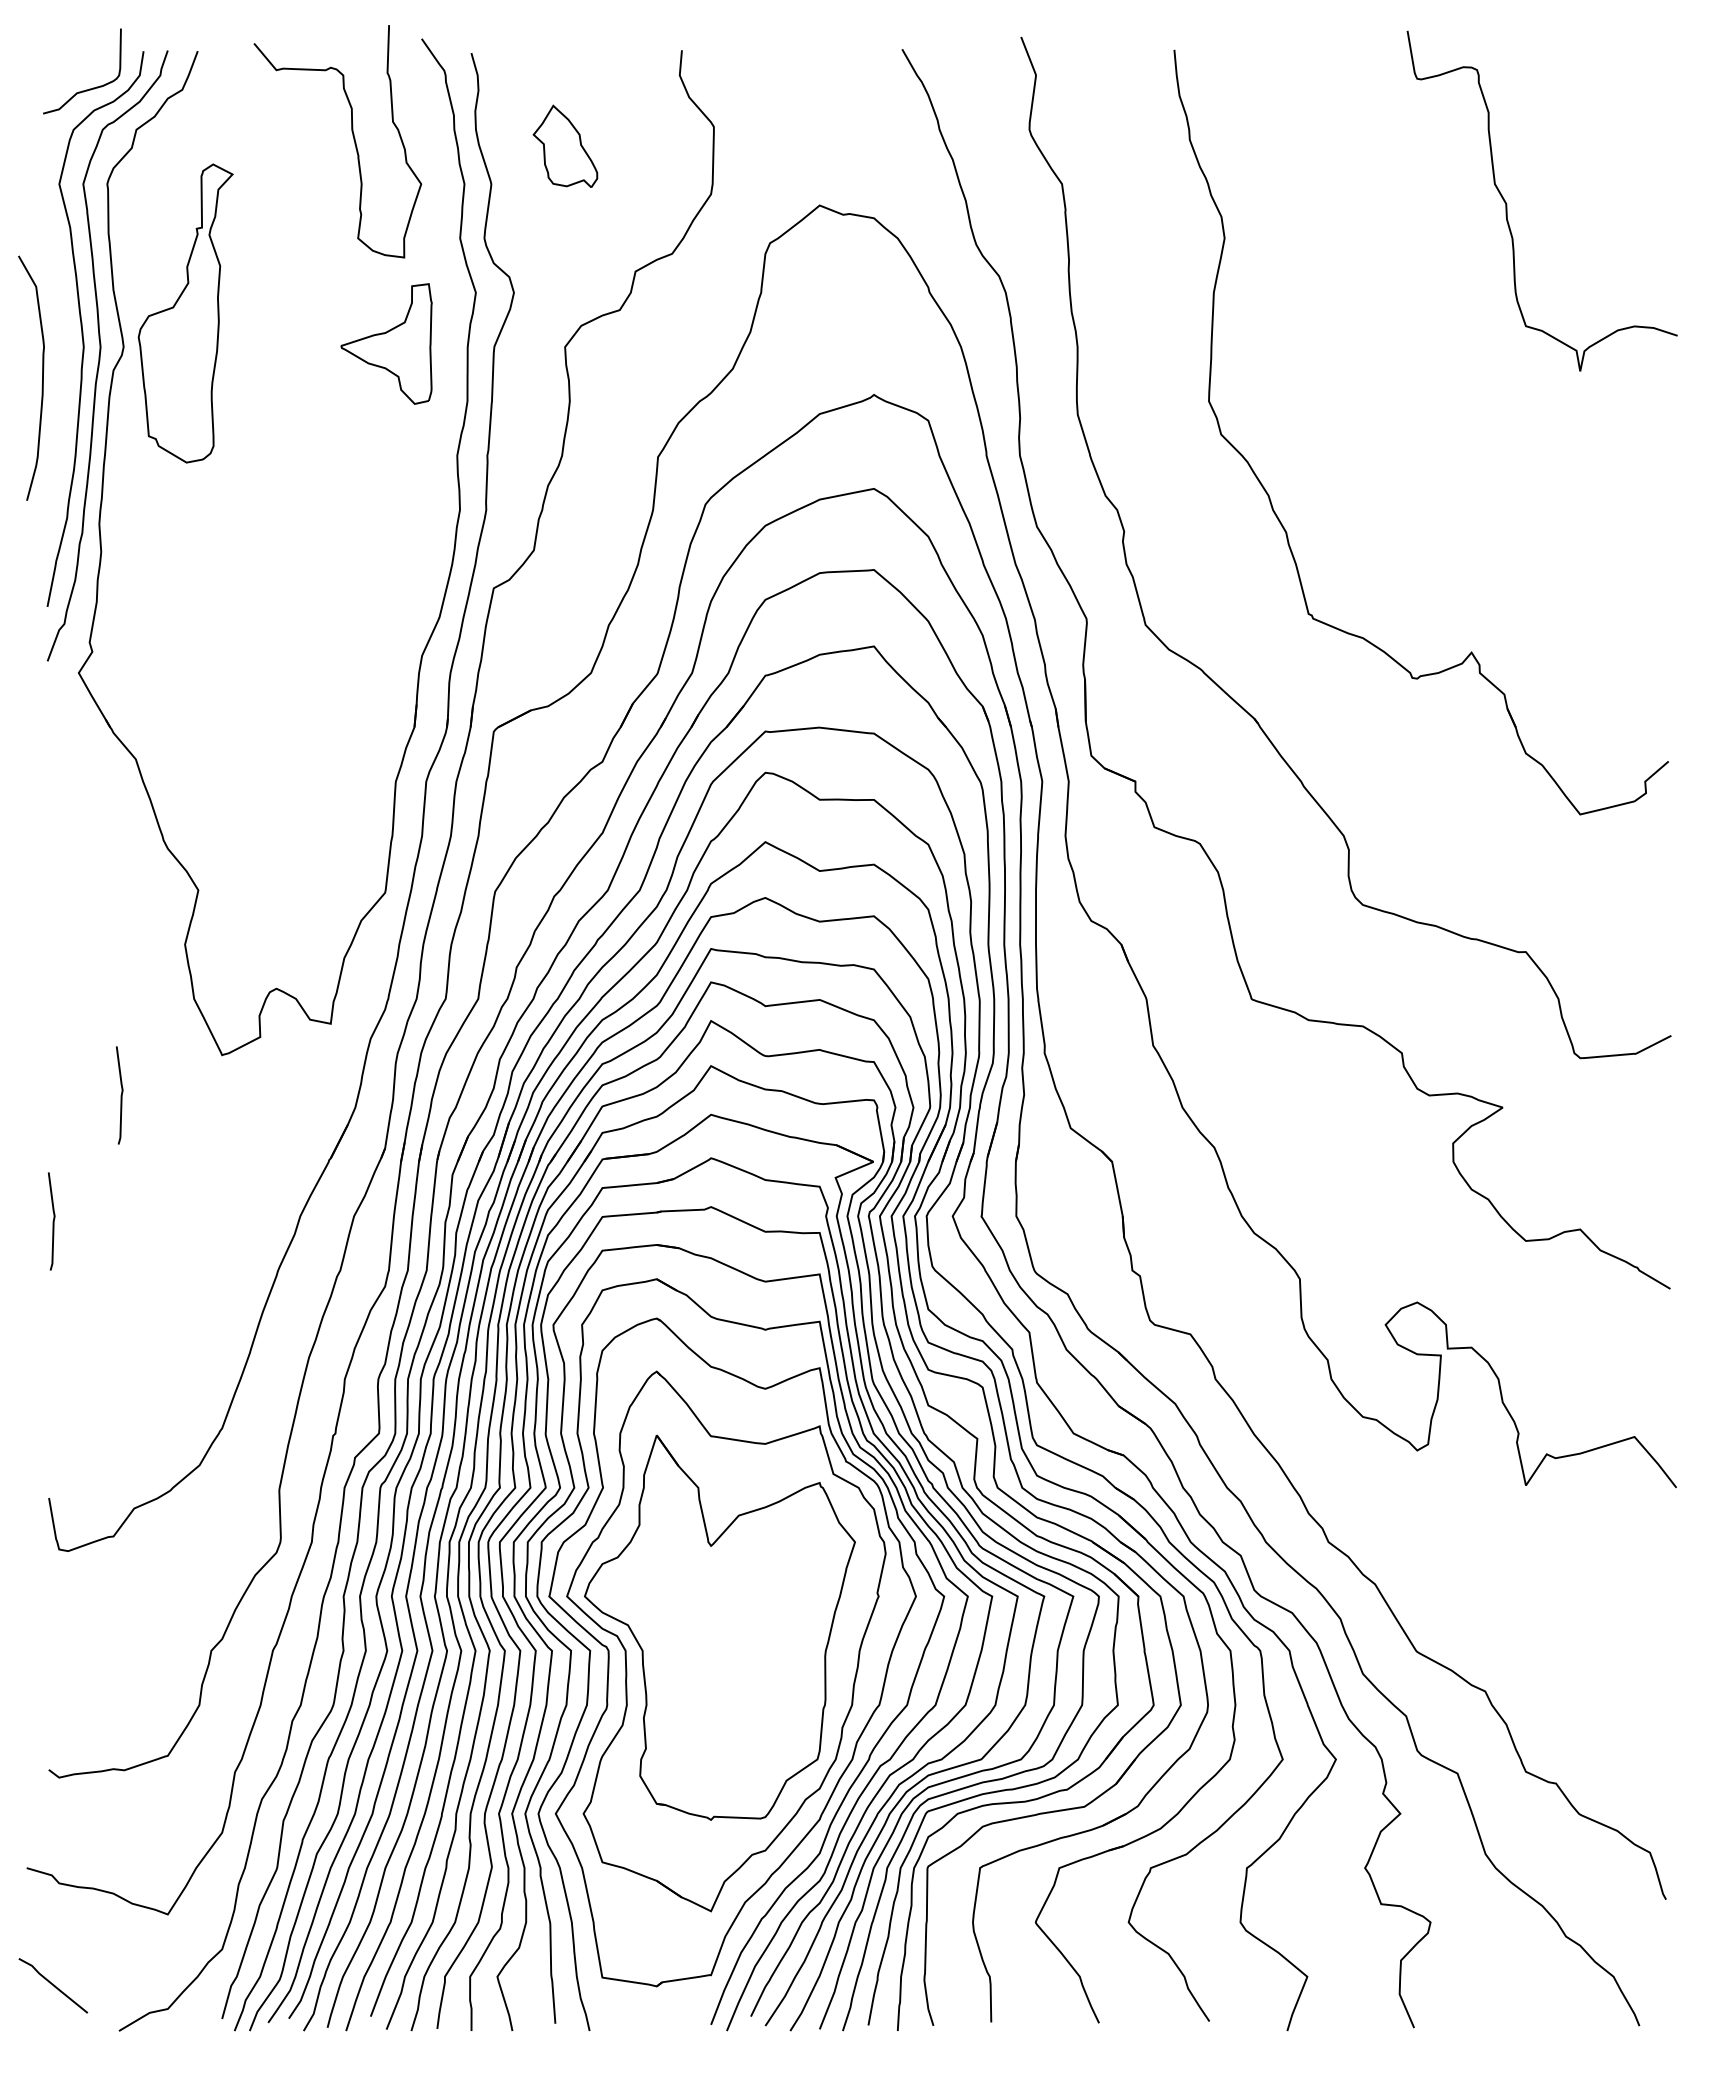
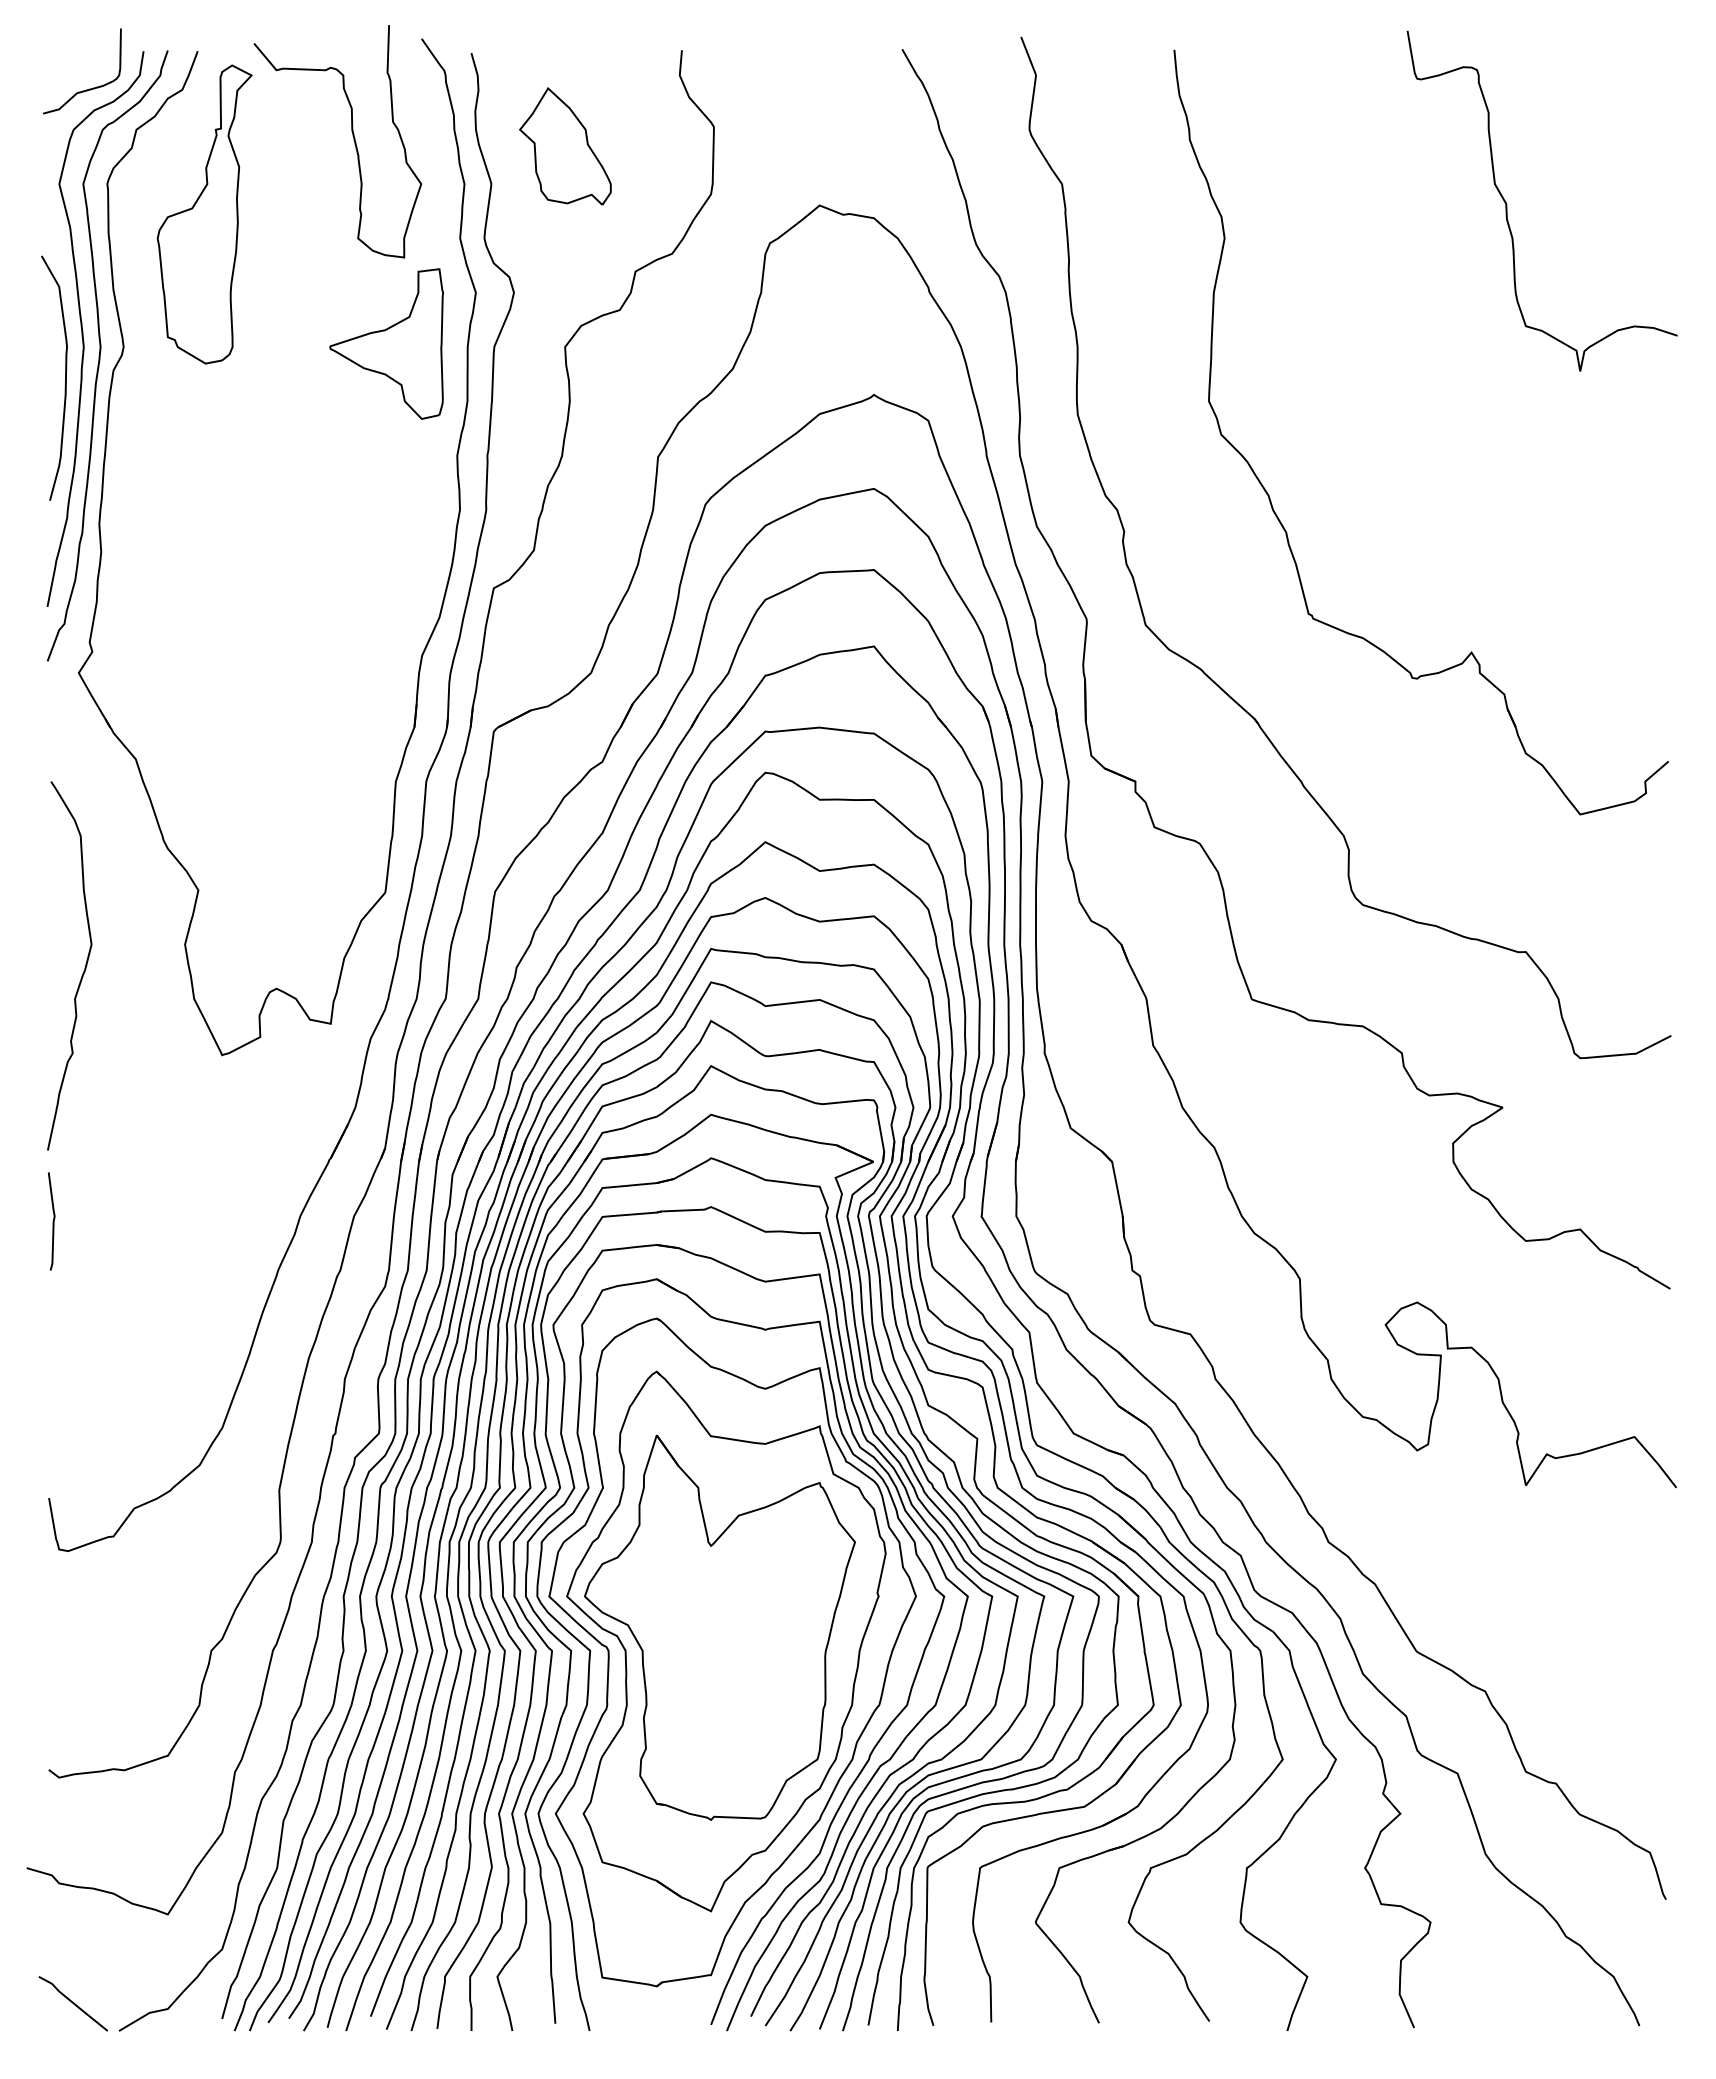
part size: 67x84 px -> 93x119 px (565, 146)
part position: (185, 313) -> (204, 214) (204, 214)
part size: 93x122 px -> 115x152 px (386, 343)
curve position: (42, 377) -> (65, 377) (65, 377)
curve: none -> present (84, 967)
curve: present -> none (120, 1095)
line position: (53, 1985) -> (73, 2003) (73, 2003)
